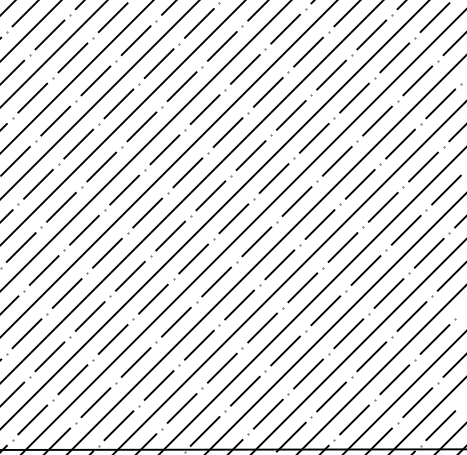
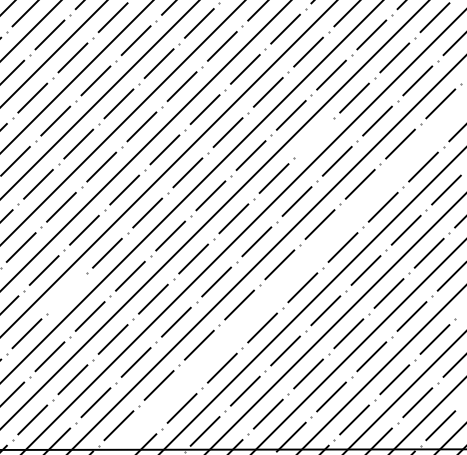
line: present -> none (313, 138)
line: present -> none (289, 277)
line: present -> none (66, 293)
